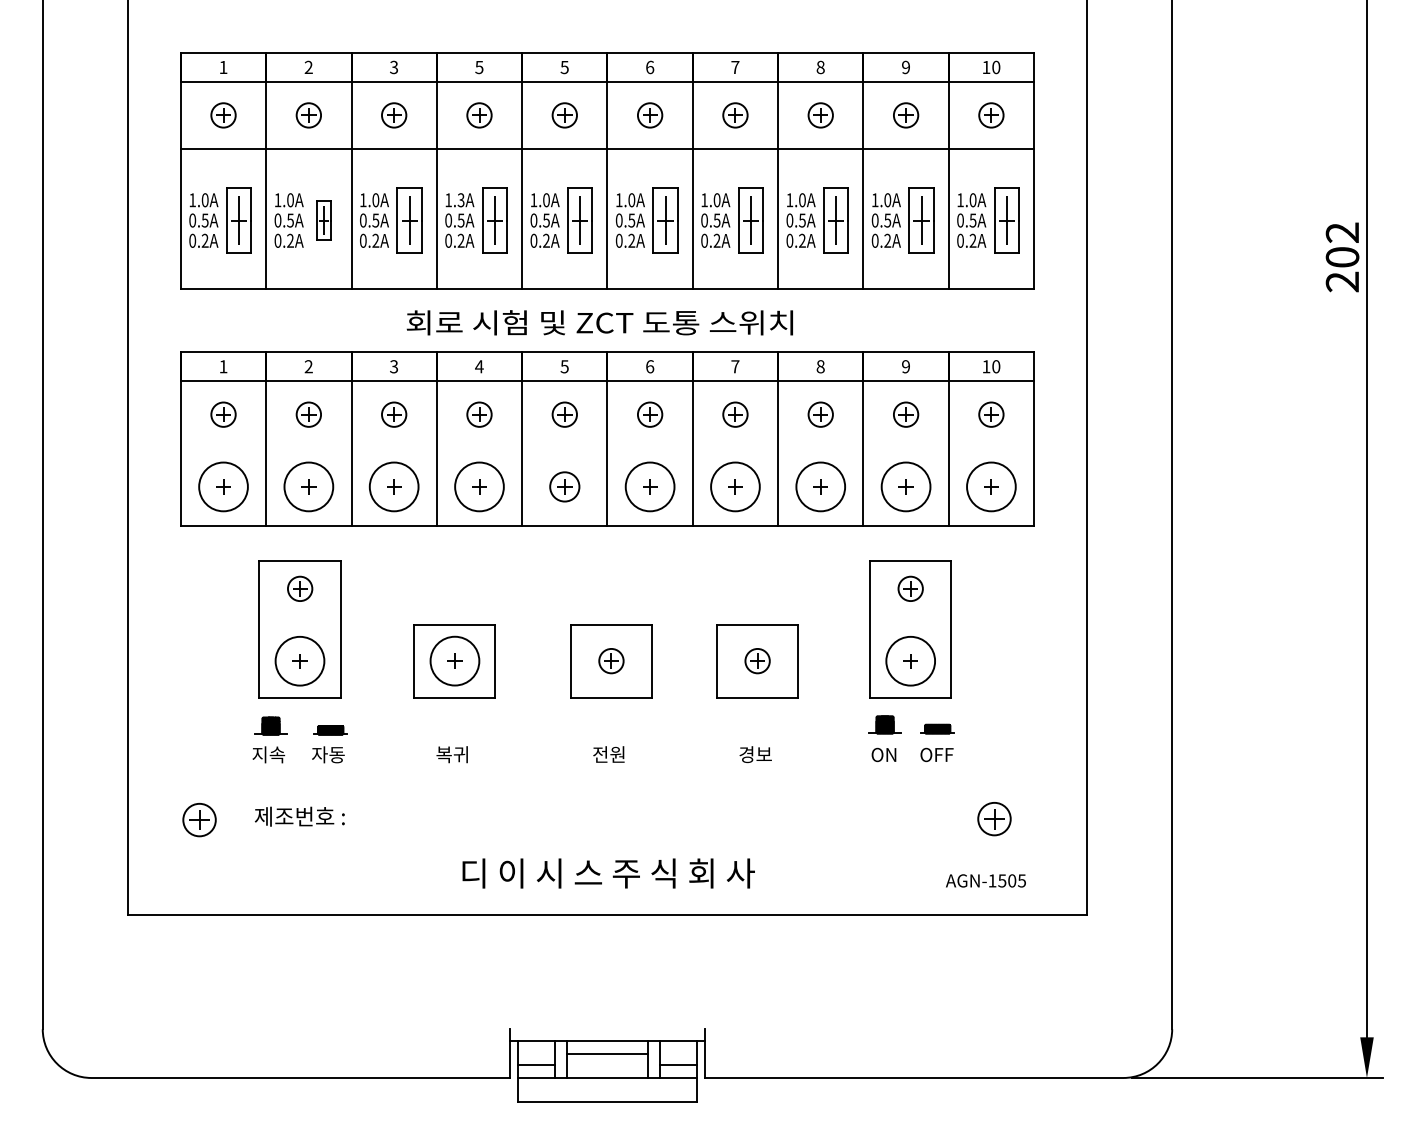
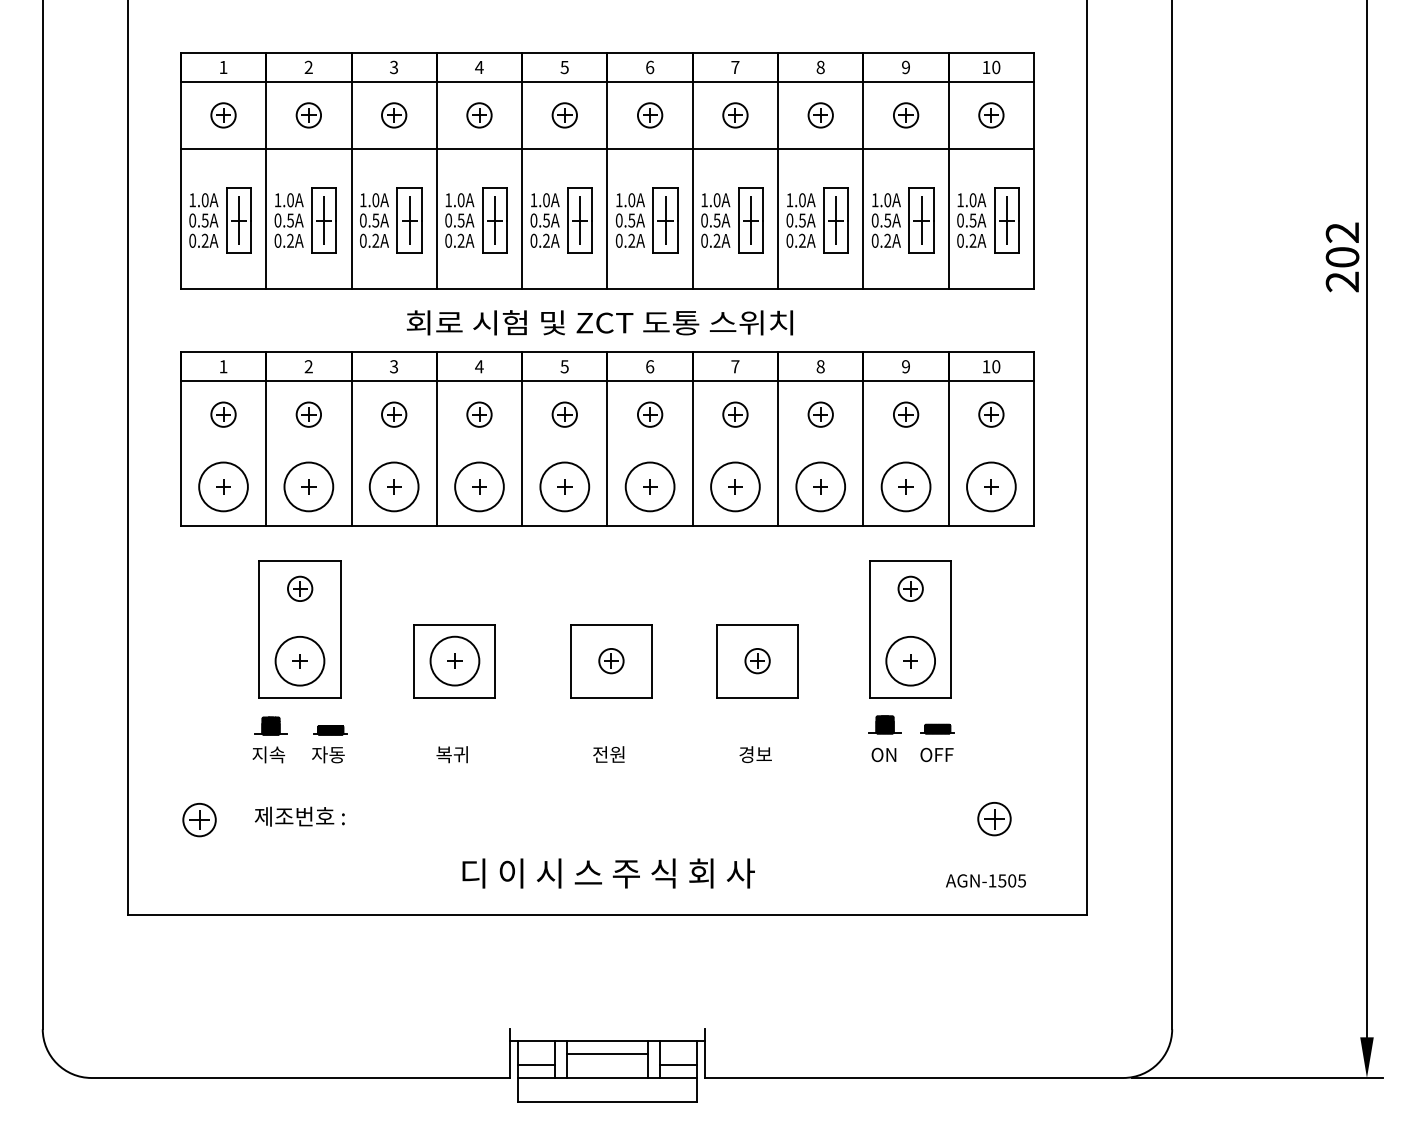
text: 5 -> 4 (479, 67)
text: 1.3A -> 1.0A (460, 200)
part size: 16x41 px -> 26x67 px (323, 220)
circle diameter: 29 px -> 49 px (564, 486)
